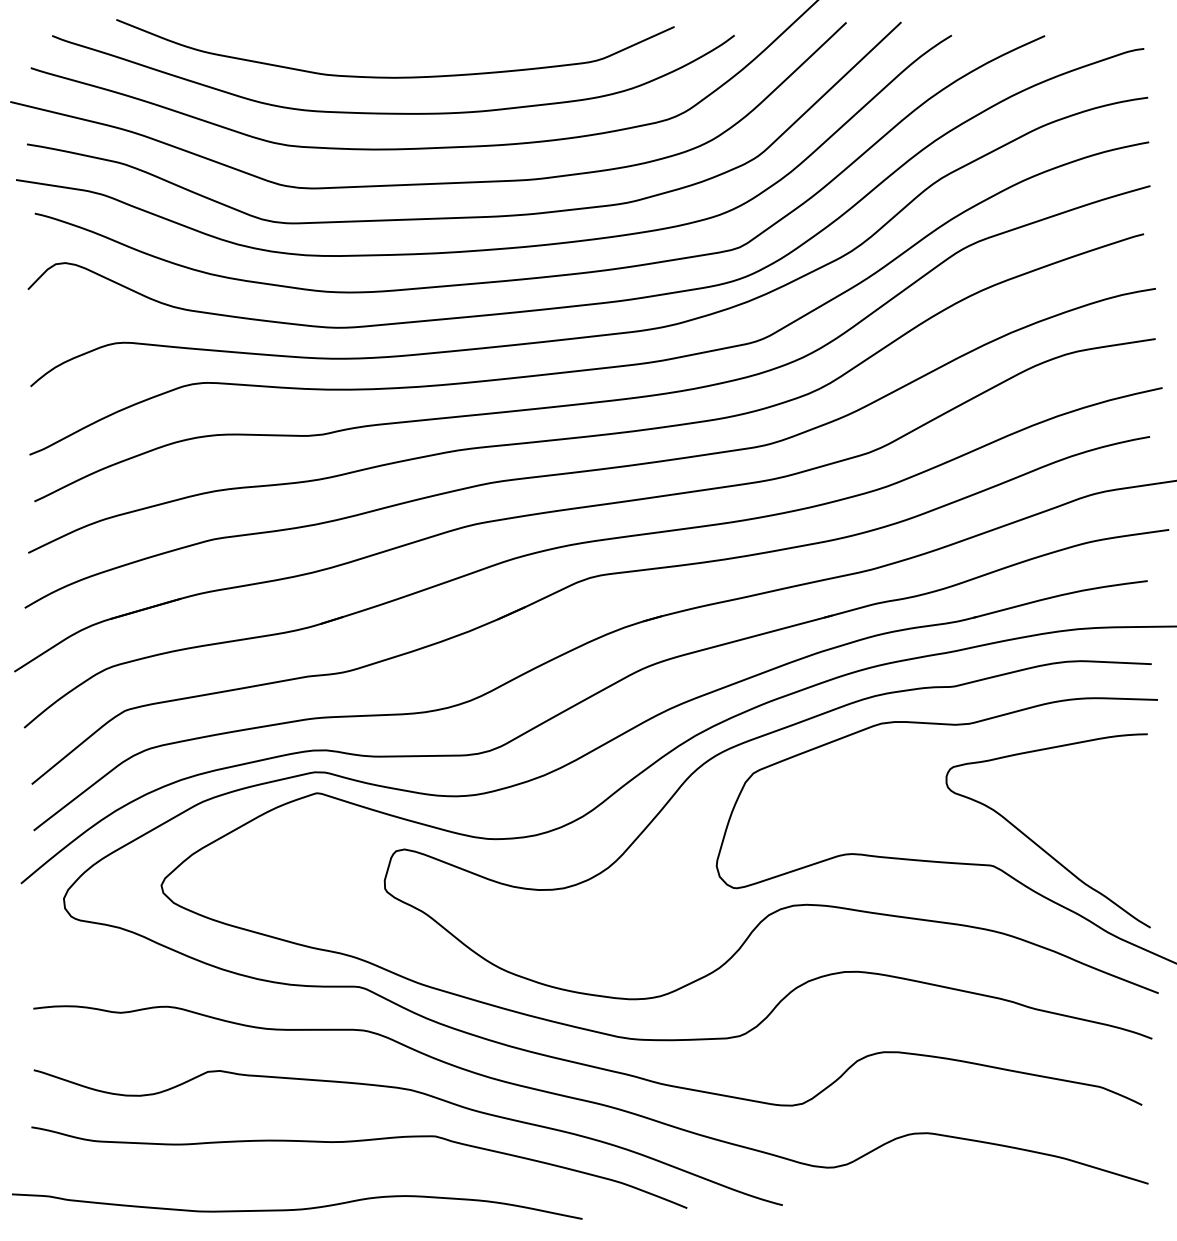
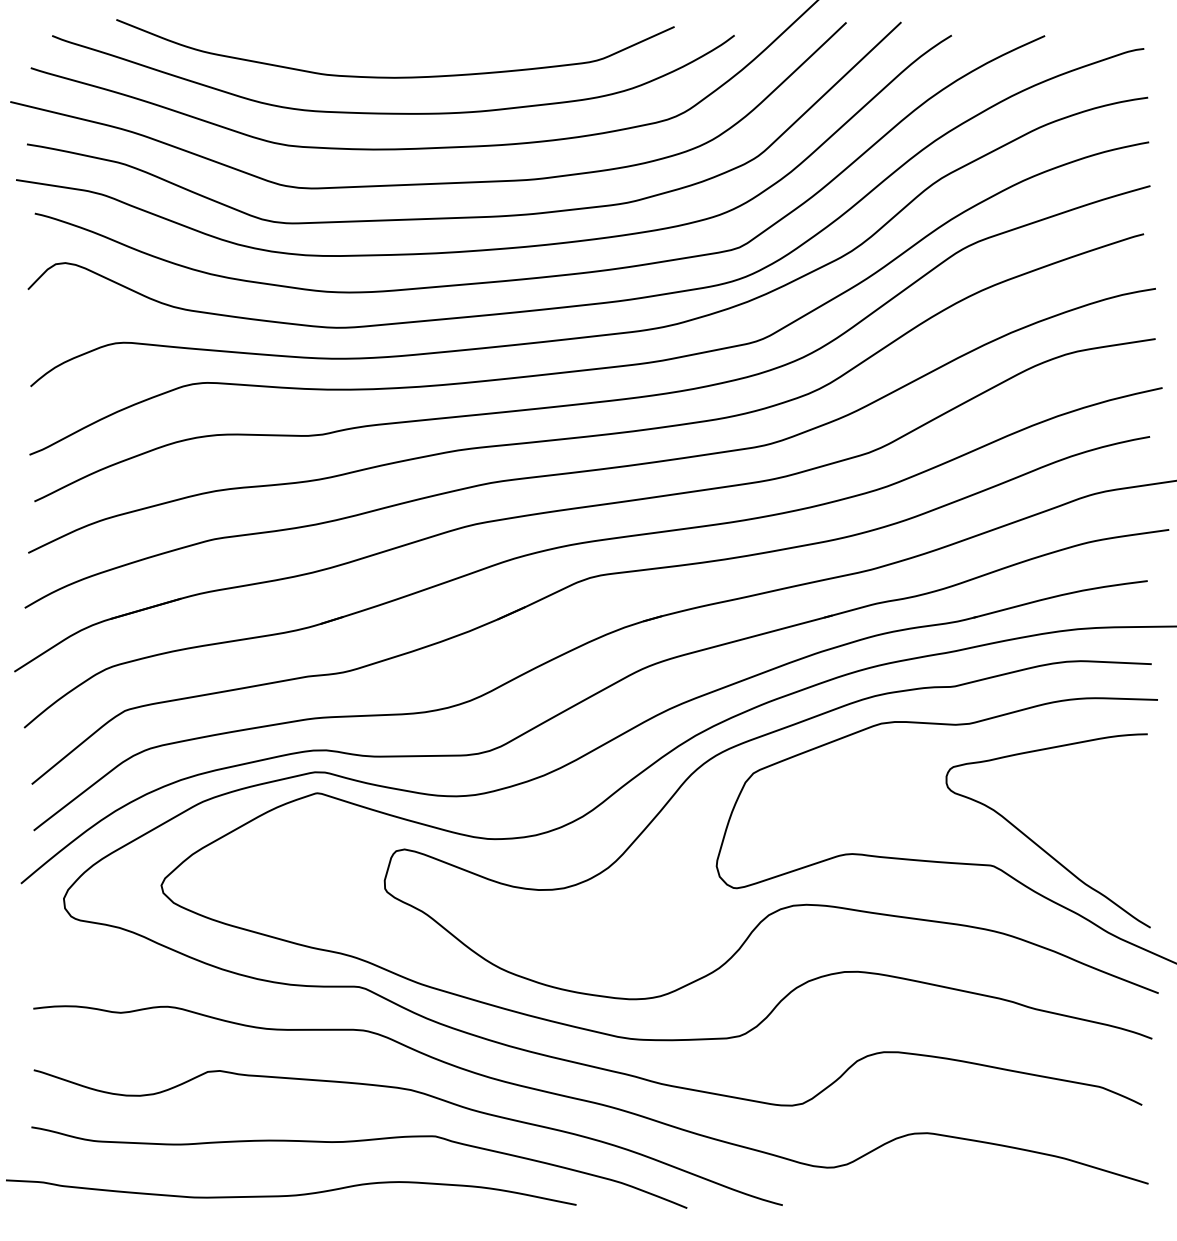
curve position: (297, 1208) -> (291, 1194) (291, 1194)
